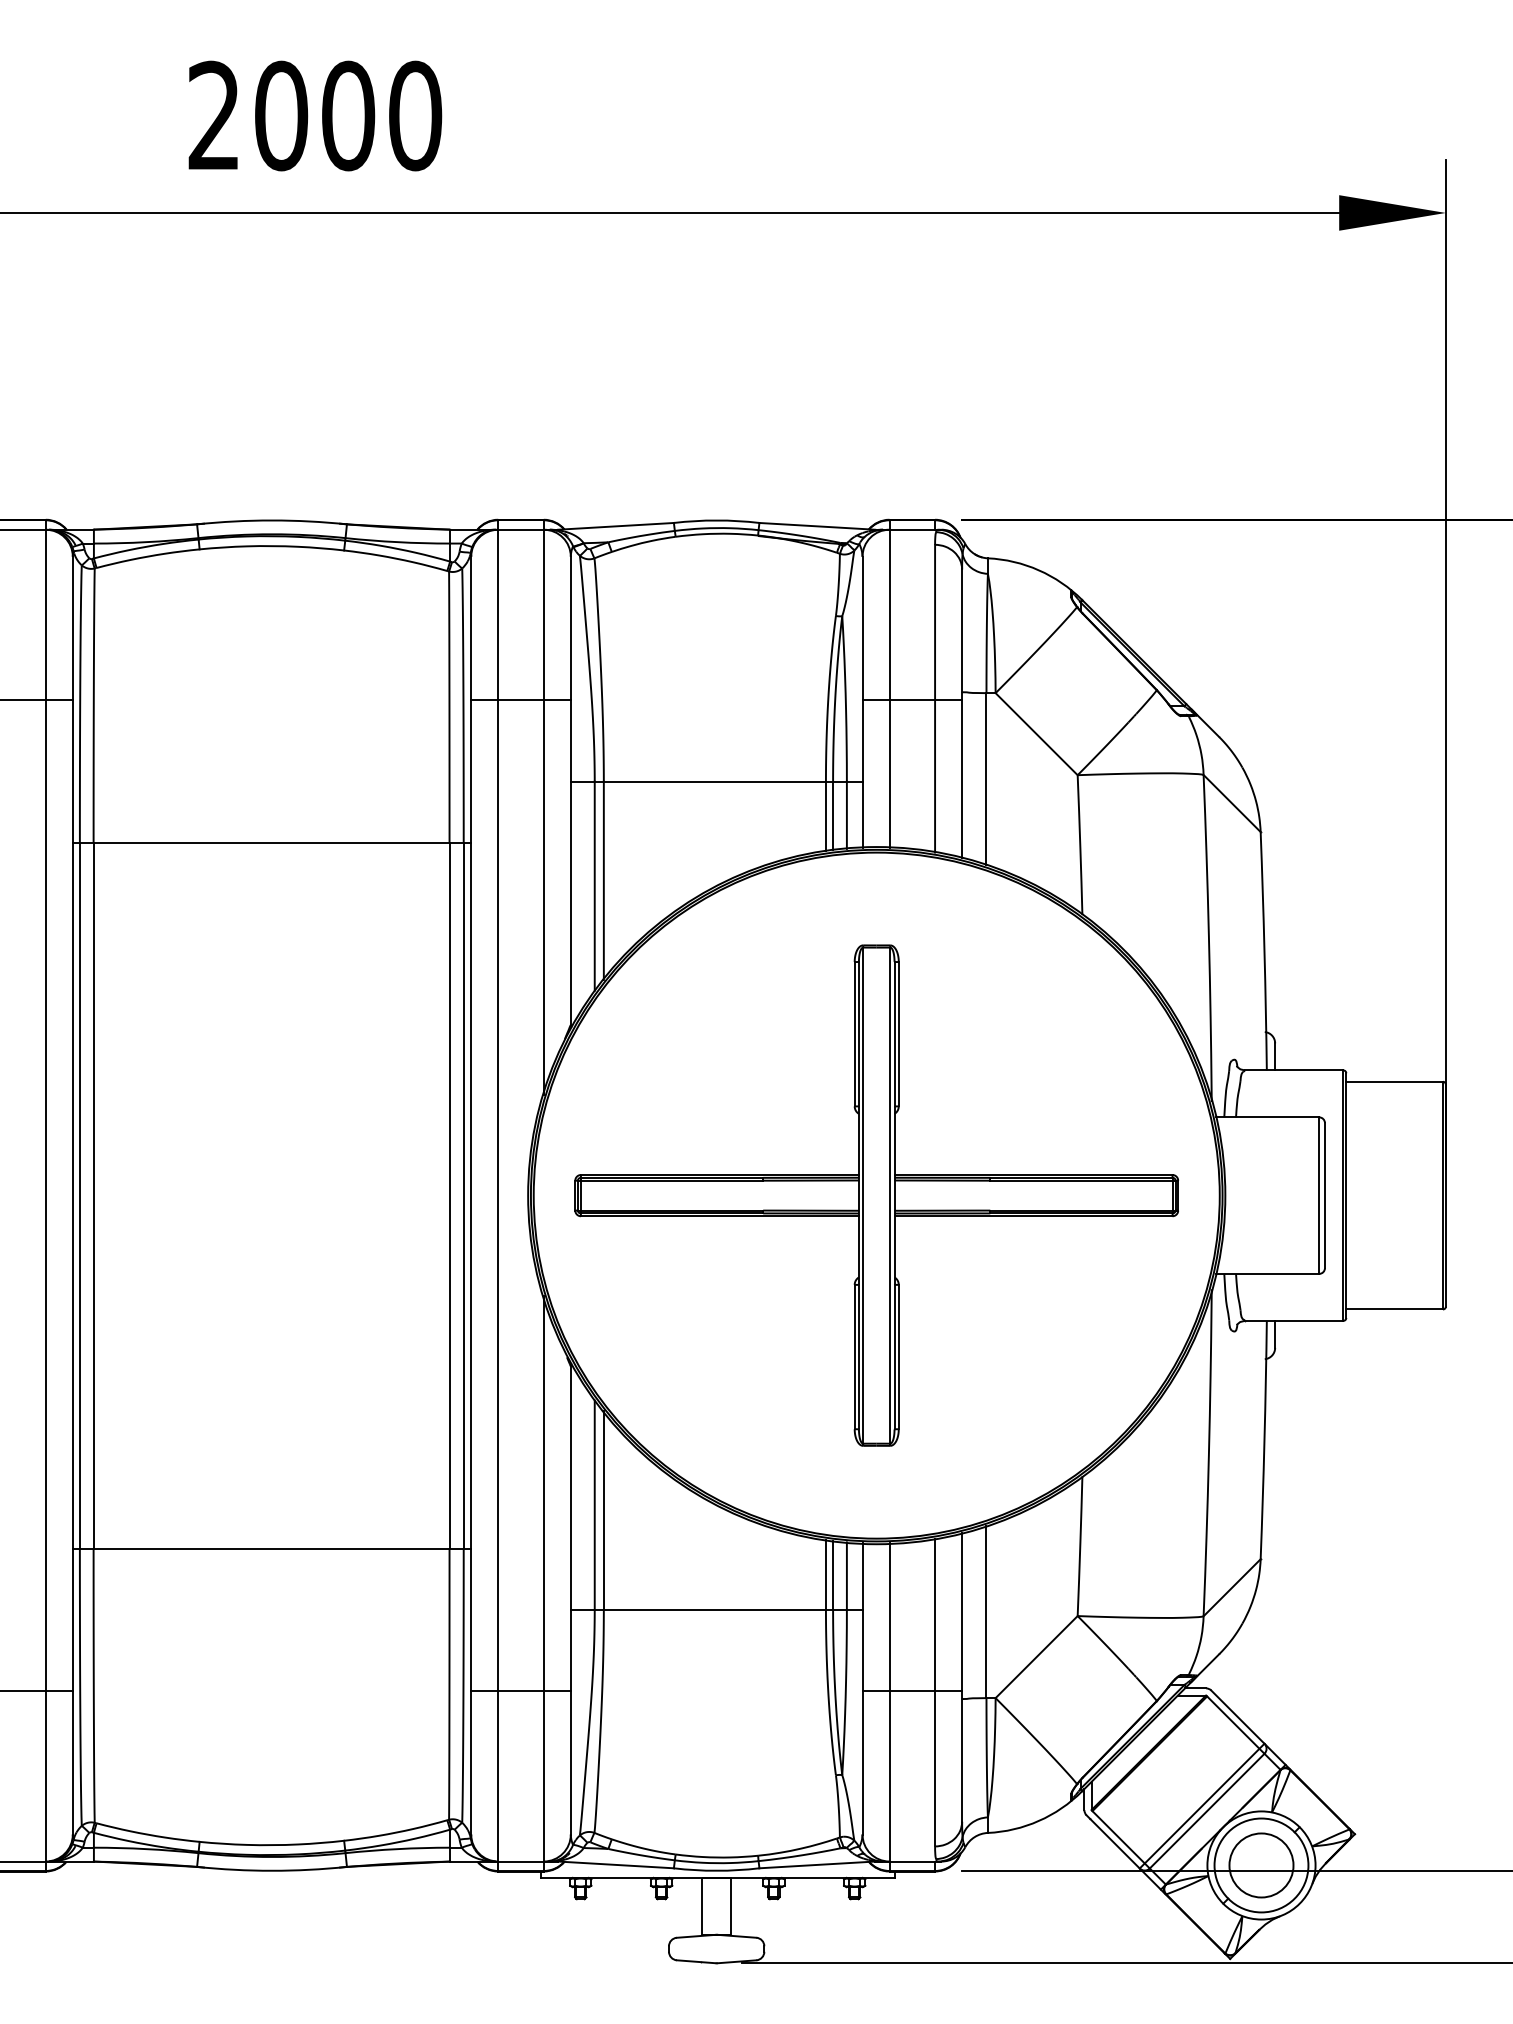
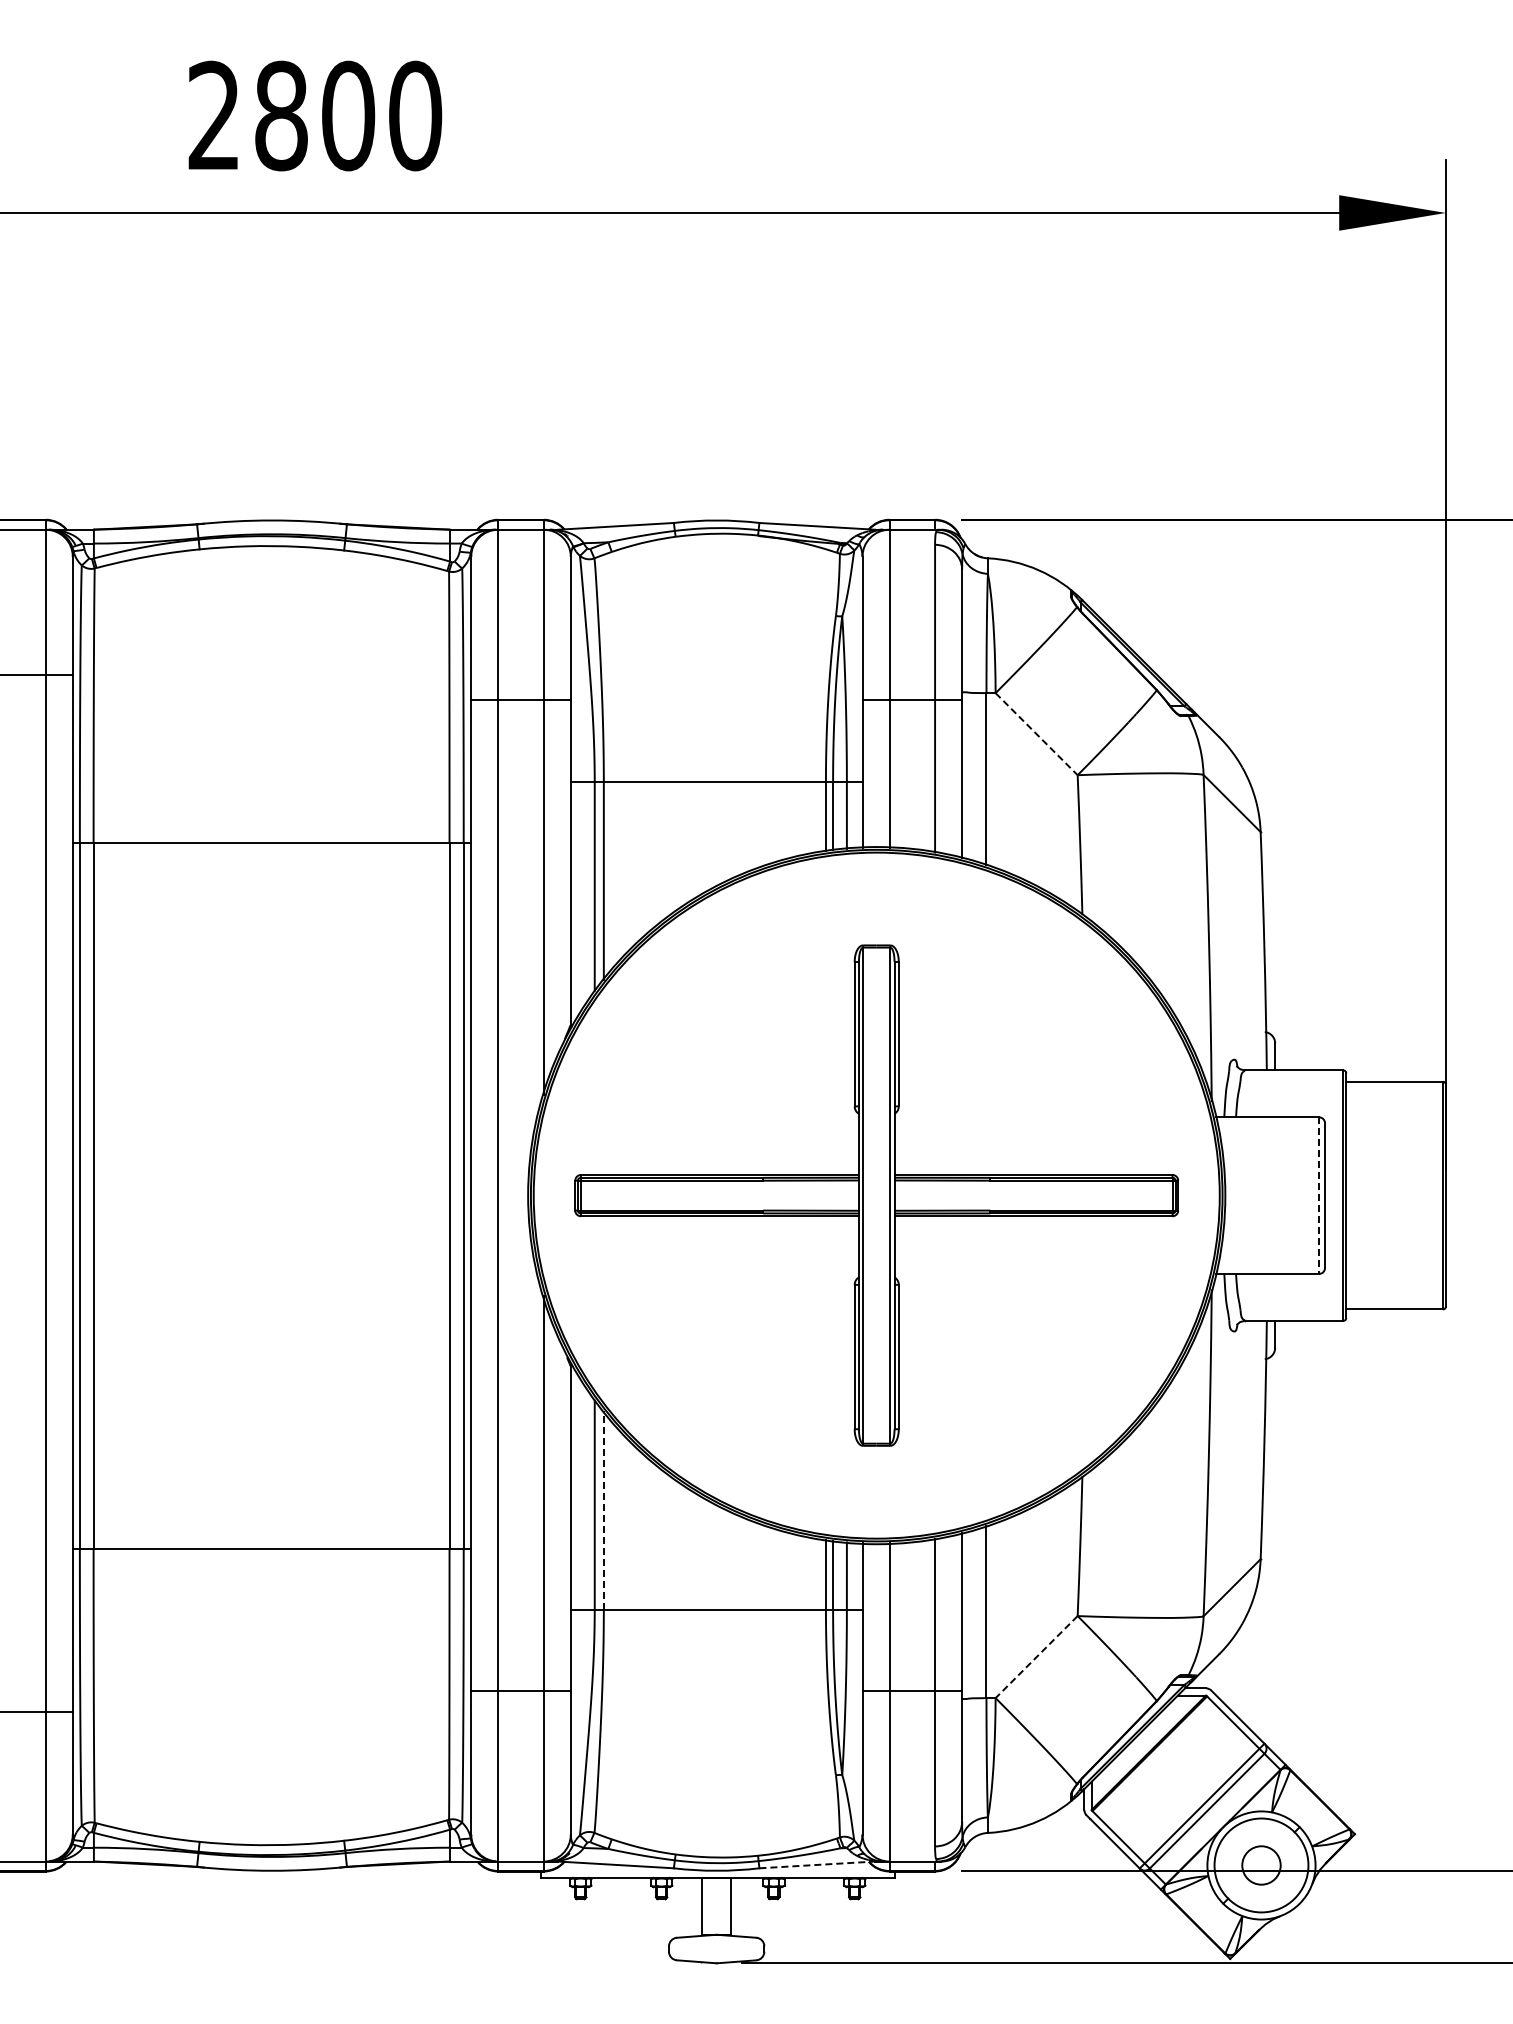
text: 2000 -> 2800 (281, 116)
line position: (37, 700) -> (37, 675) (37, 675)
line: solid -> dashed (1037, 734)
line: solid -> dashed (1319, 1196)
line: solid -> dashed (603, 1510)
line: solid -> dashed (1036, 1657)
line position: (37, 1690) -> (37, 1711) (37, 1711)
line: solid -> dashed (817, 1864)
circle diameter: 64 px -> 38 px (1261, 1865)
